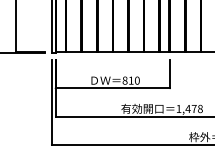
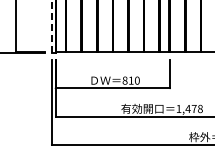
line: solid -> dashed (51, 26)
